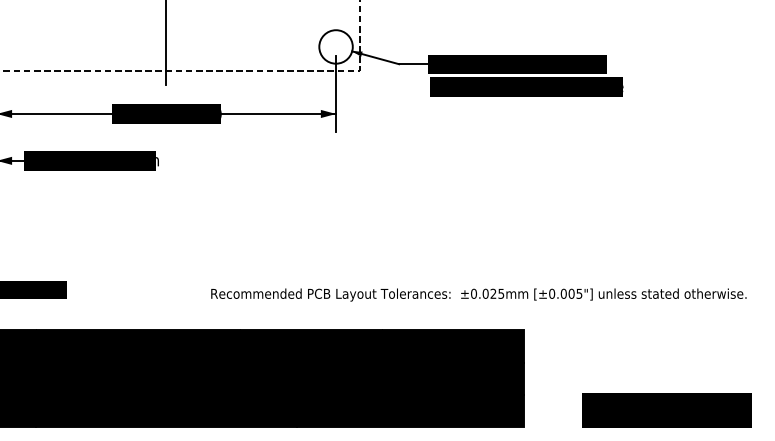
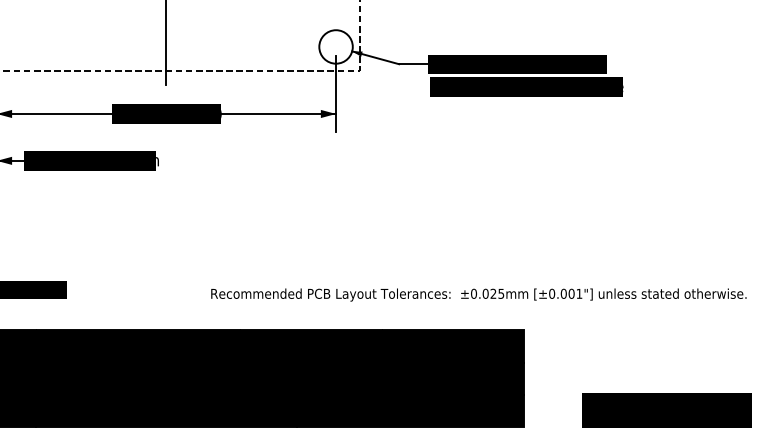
text: [±0.005"] -> [±0.001"] (579, 293)
